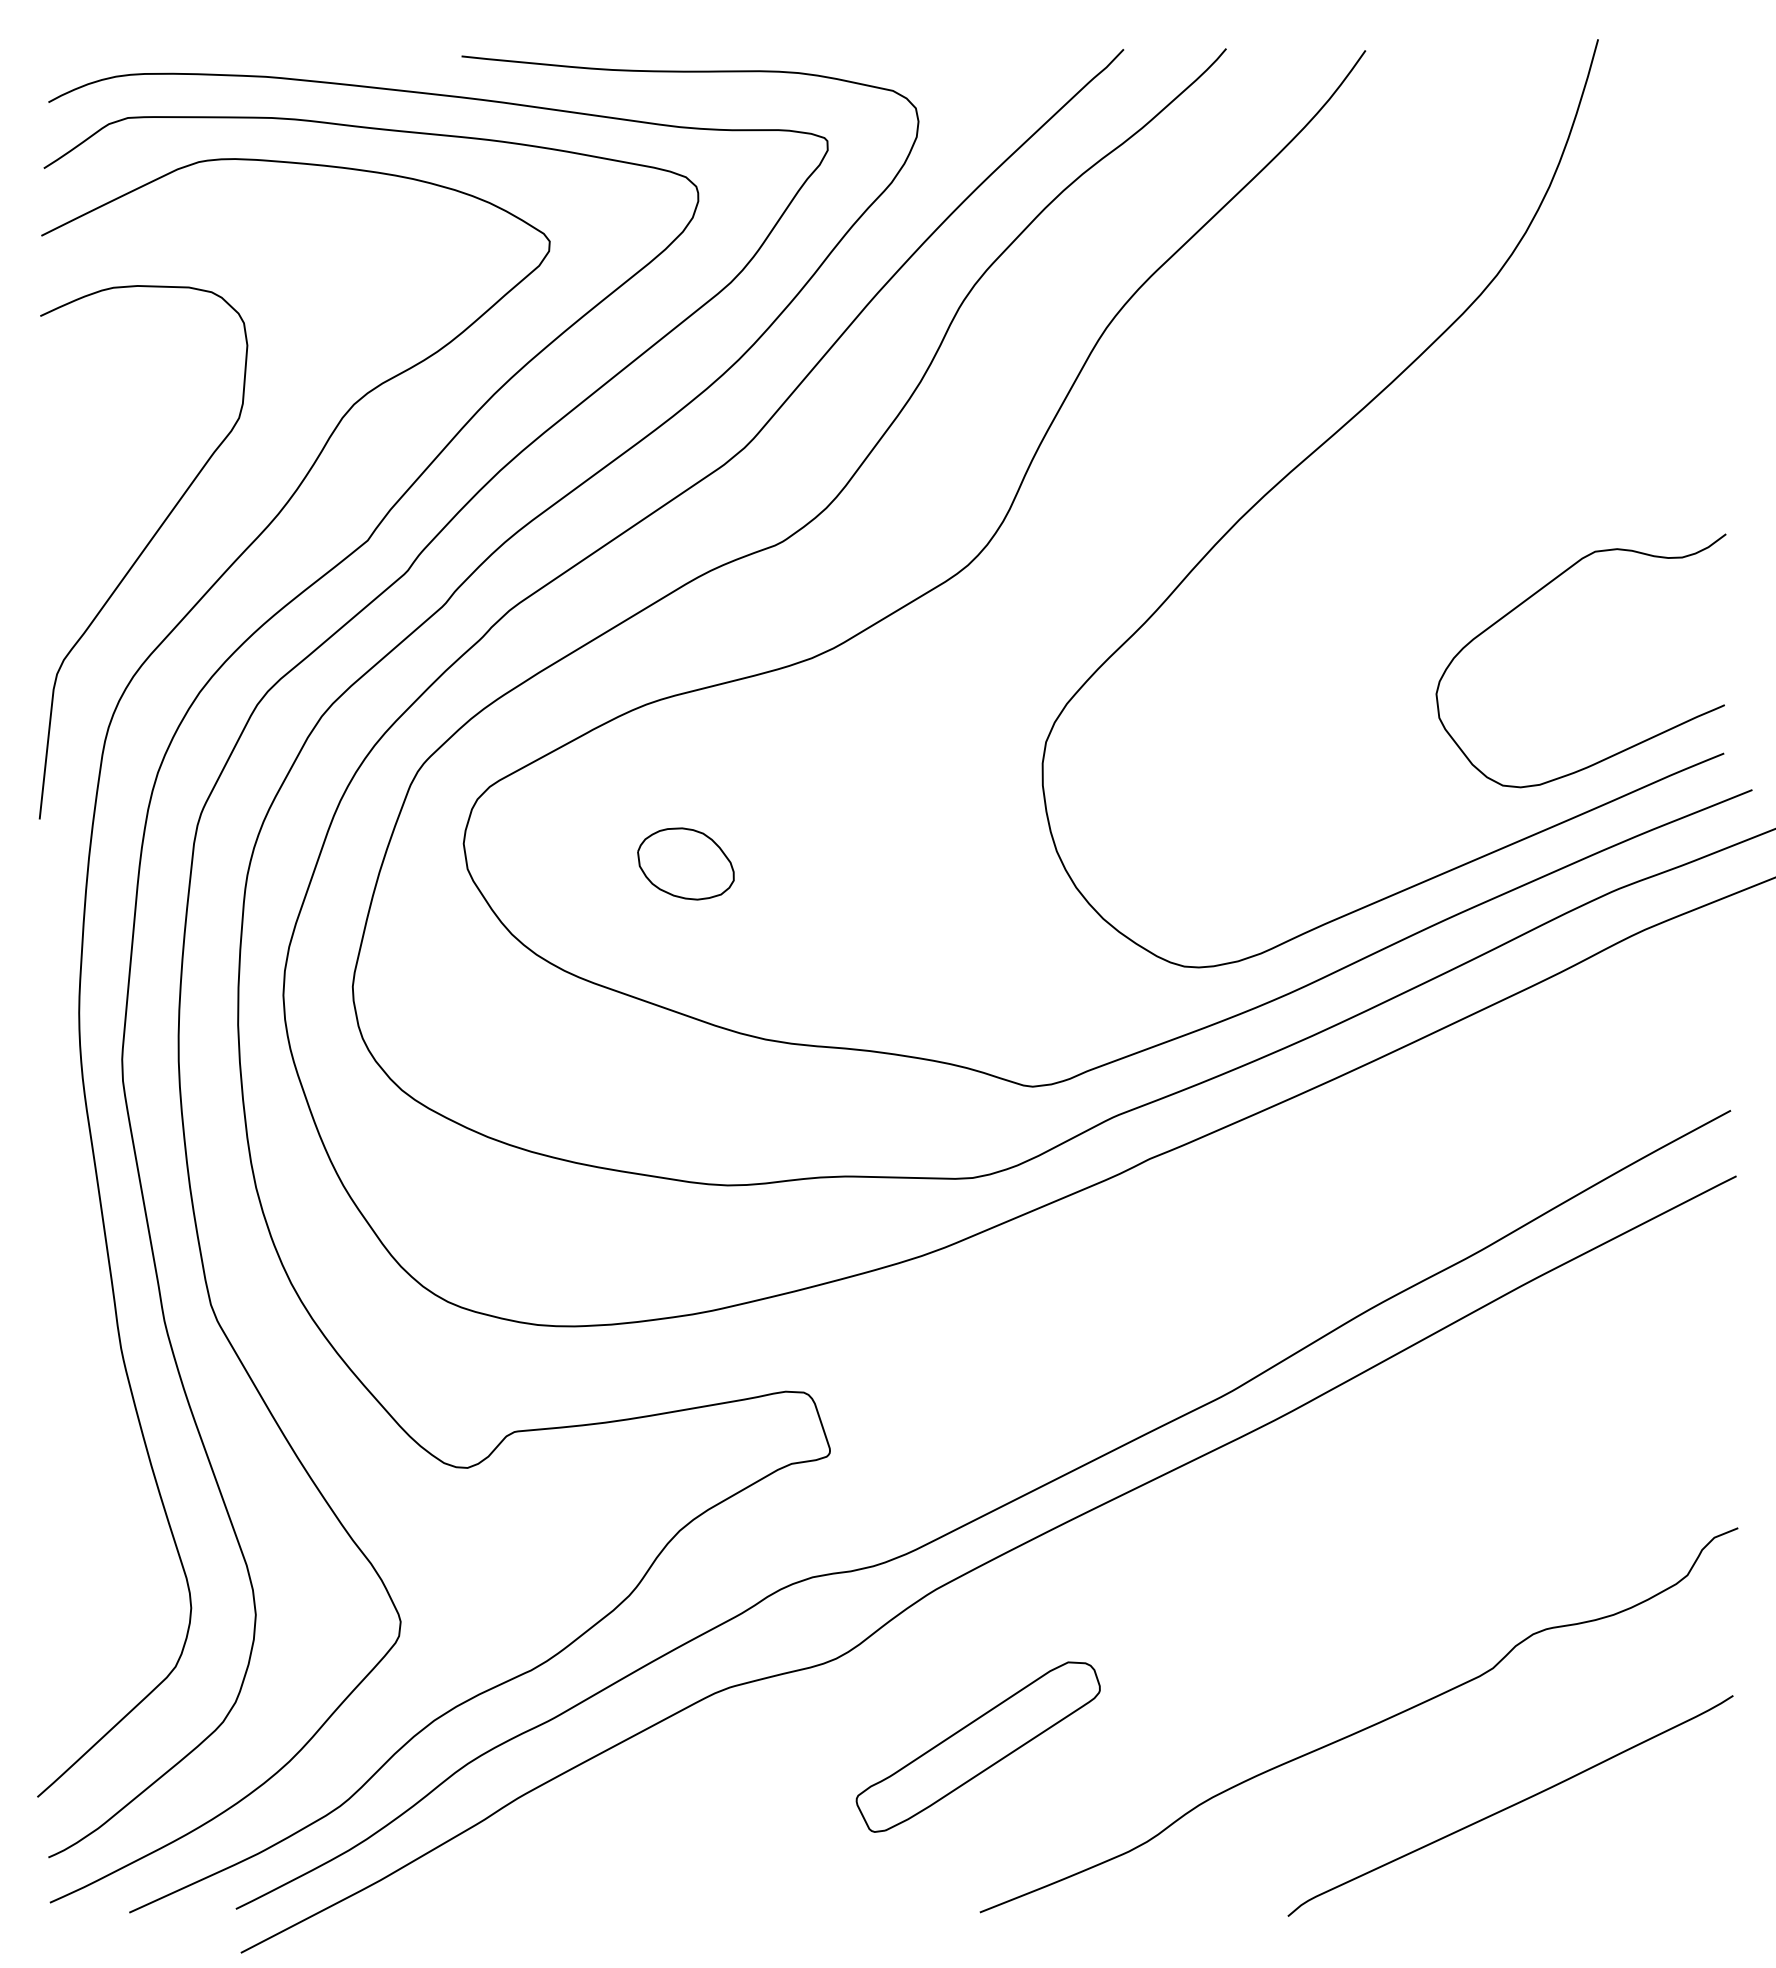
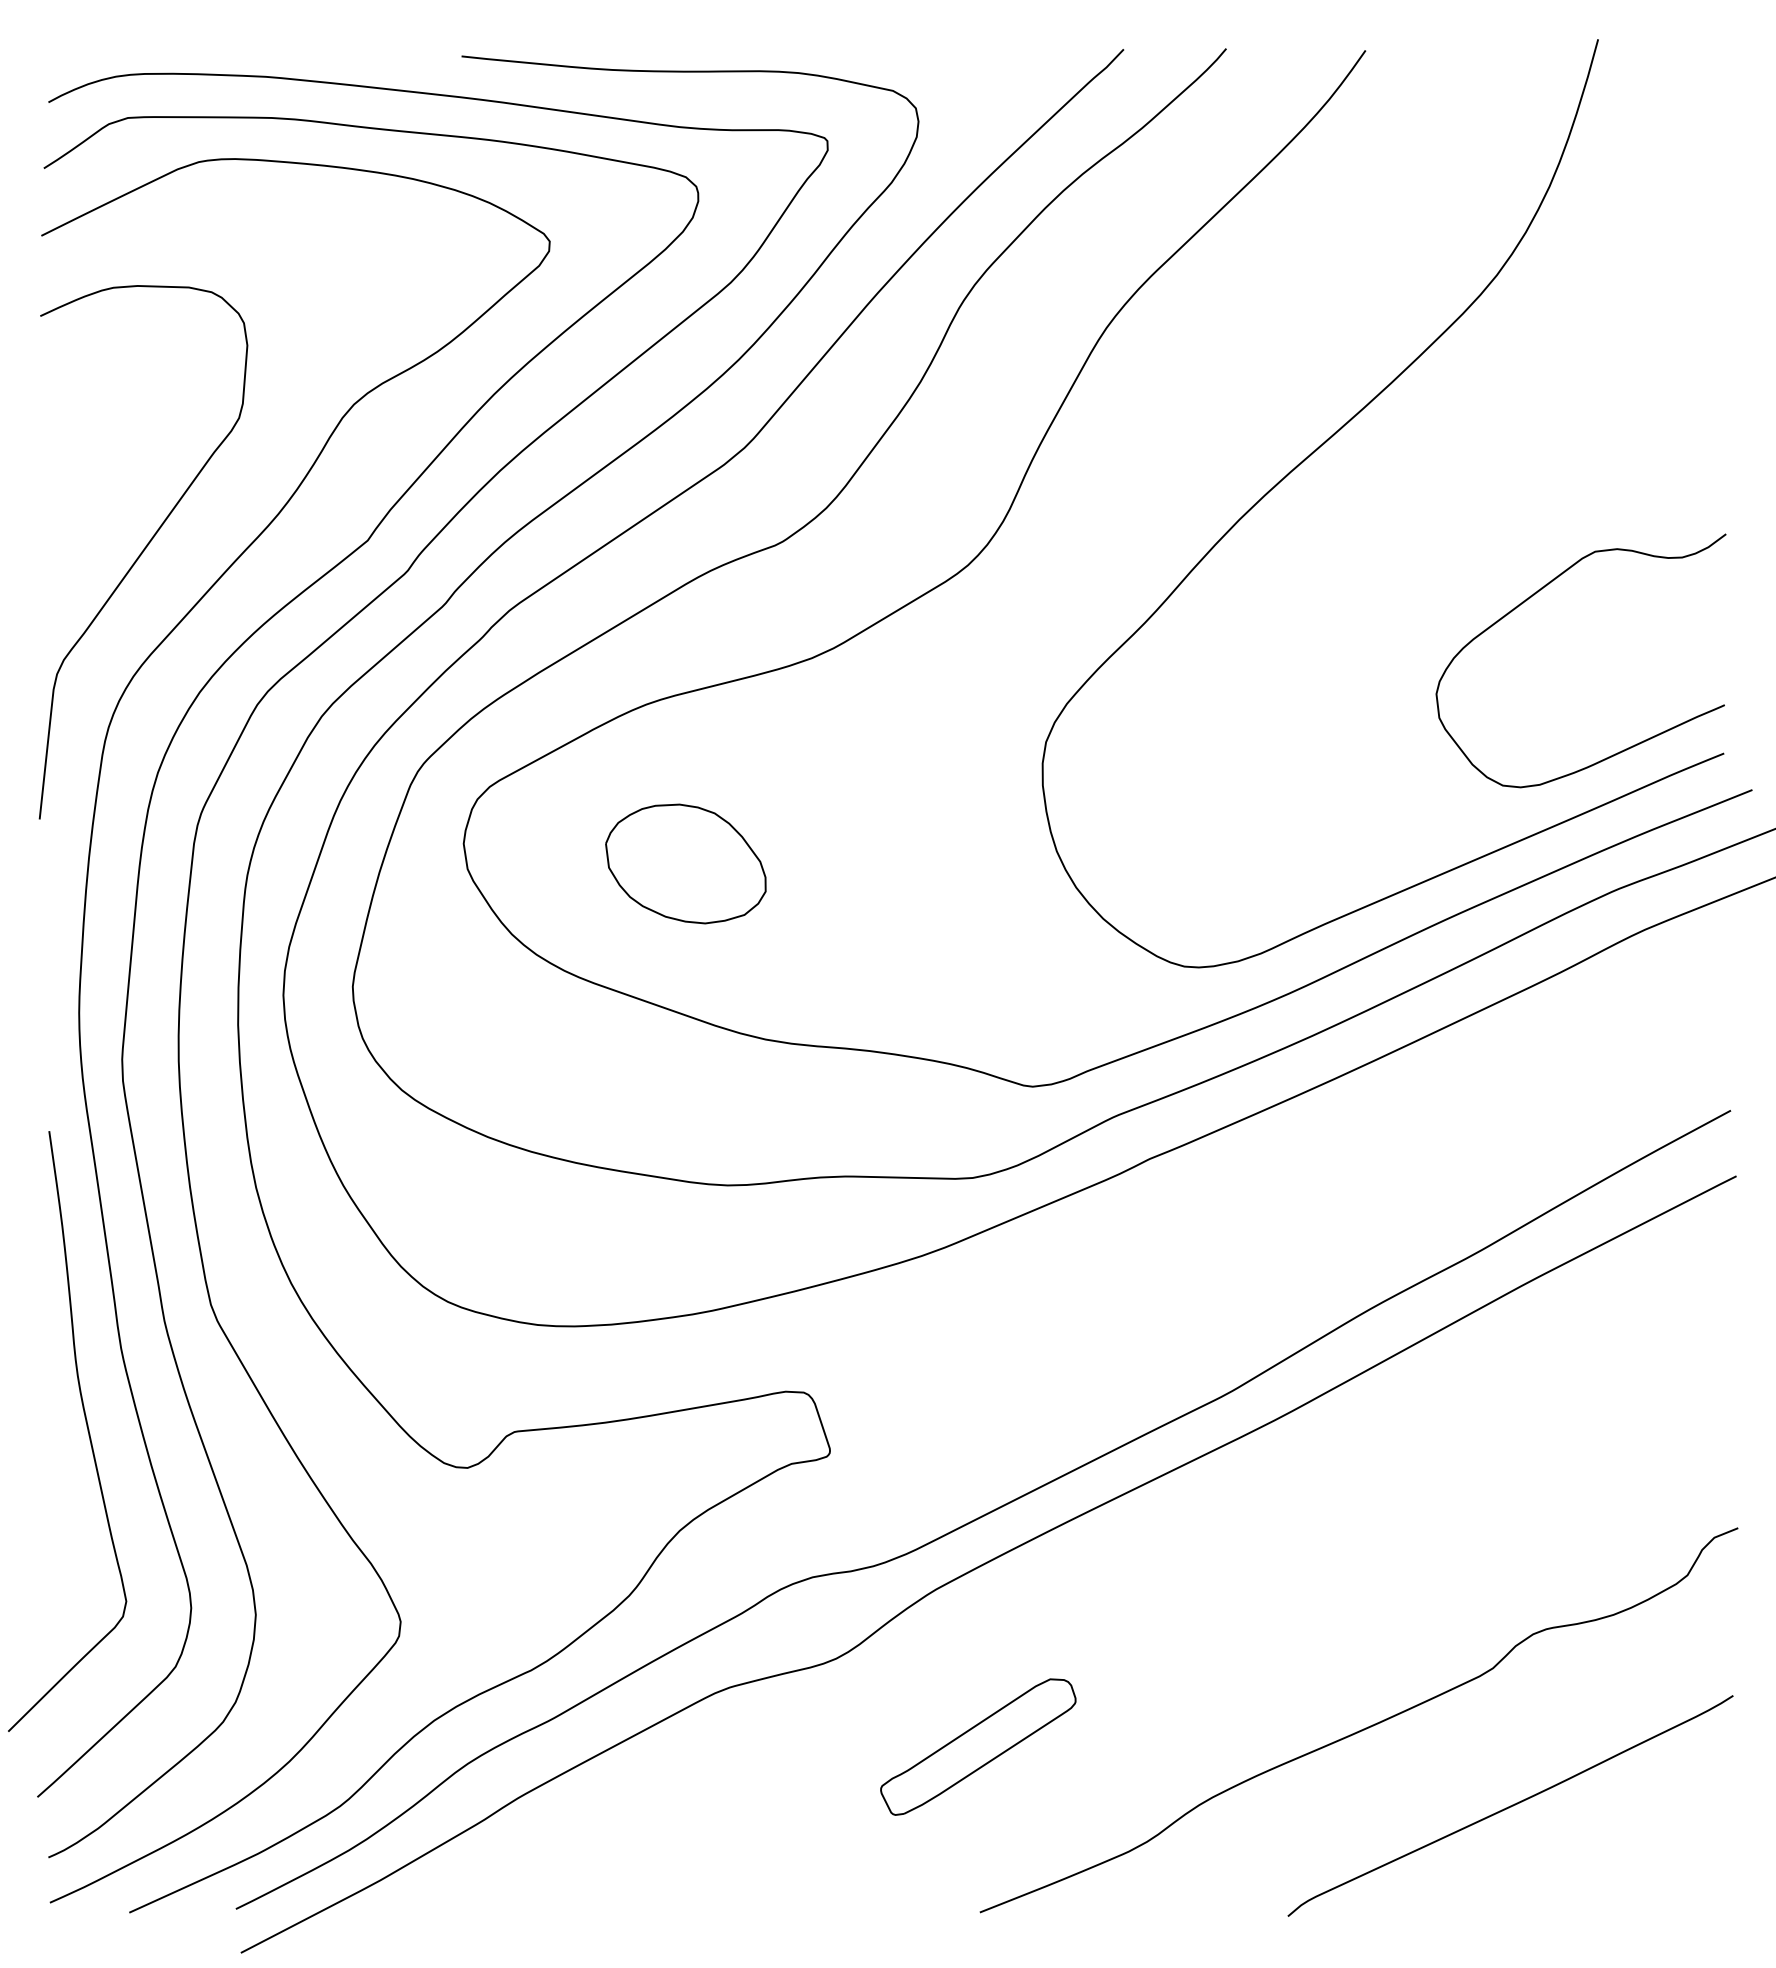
part size: 98x74 px -> 162x122 px (685, 863)
curve: none -> present (86, 1426)
part size: 246x172 px -> 197x138 px (978, 1746)
